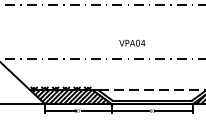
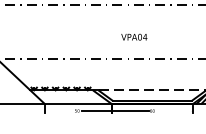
text position: (132, 42) -> (134, 36) (134, 36)
hatch: present -> none (71, 97)
line: present -> none (60, 111)
line: present -> none (173, 111)
